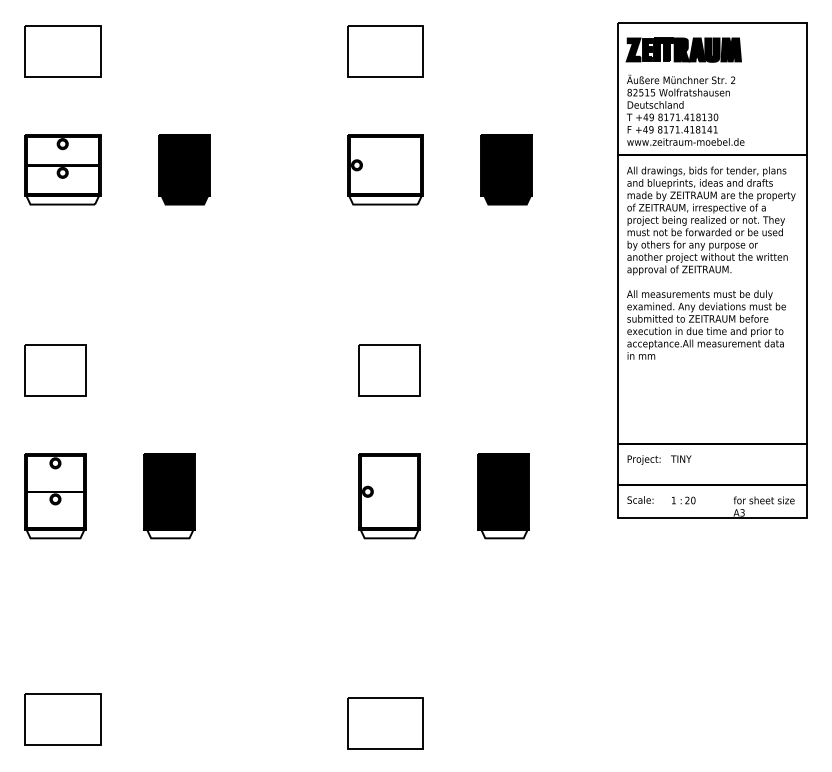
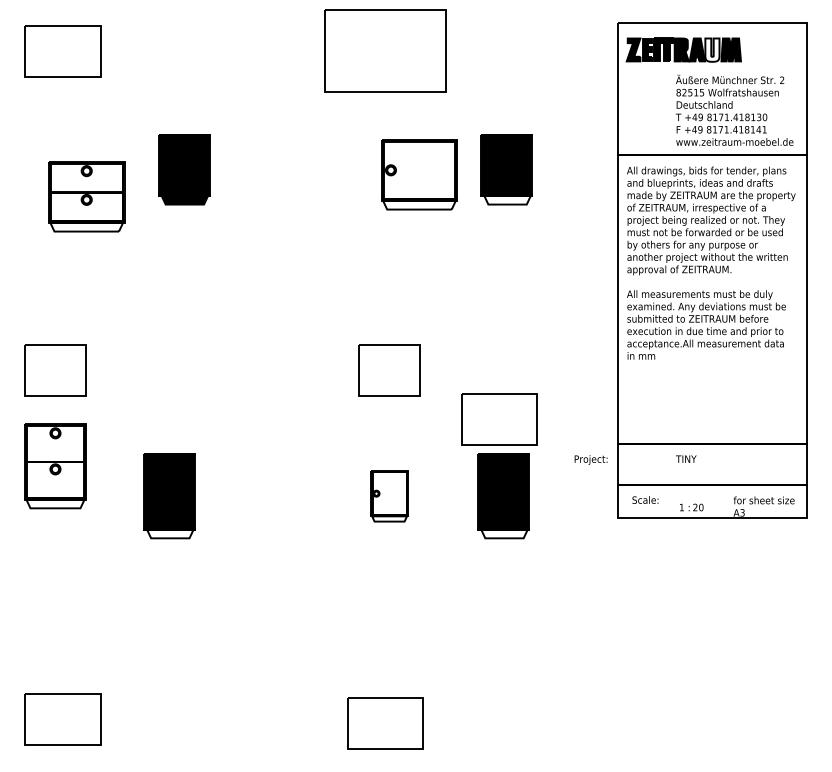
fill: present -> none (712, 49)
part size: 77x53 px -> 123x84 px (385, 50)
text position: (685, 109) -> (734, 109) (734, 109)
part position: (62, 169) -> (86, 196) (86, 196)
part position: (385, 169) -> (419, 174) (419, 174)
fill: present -> none (507, 199)
part: none -> present (499, 419)
text position: (681, 458) -> (686, 458) (686, 458)
text position: (643, 459) -> (590, 459) (590, 459)
part position: (55, 496) -> (55, 466) (55, 466)
part size: 63x87 px -> 39x53 px (389, 496)
text position: (640, 499) -> (645, 499) (645, 499)
text position: (683, 500) -> (691, 507) (691, 507)
